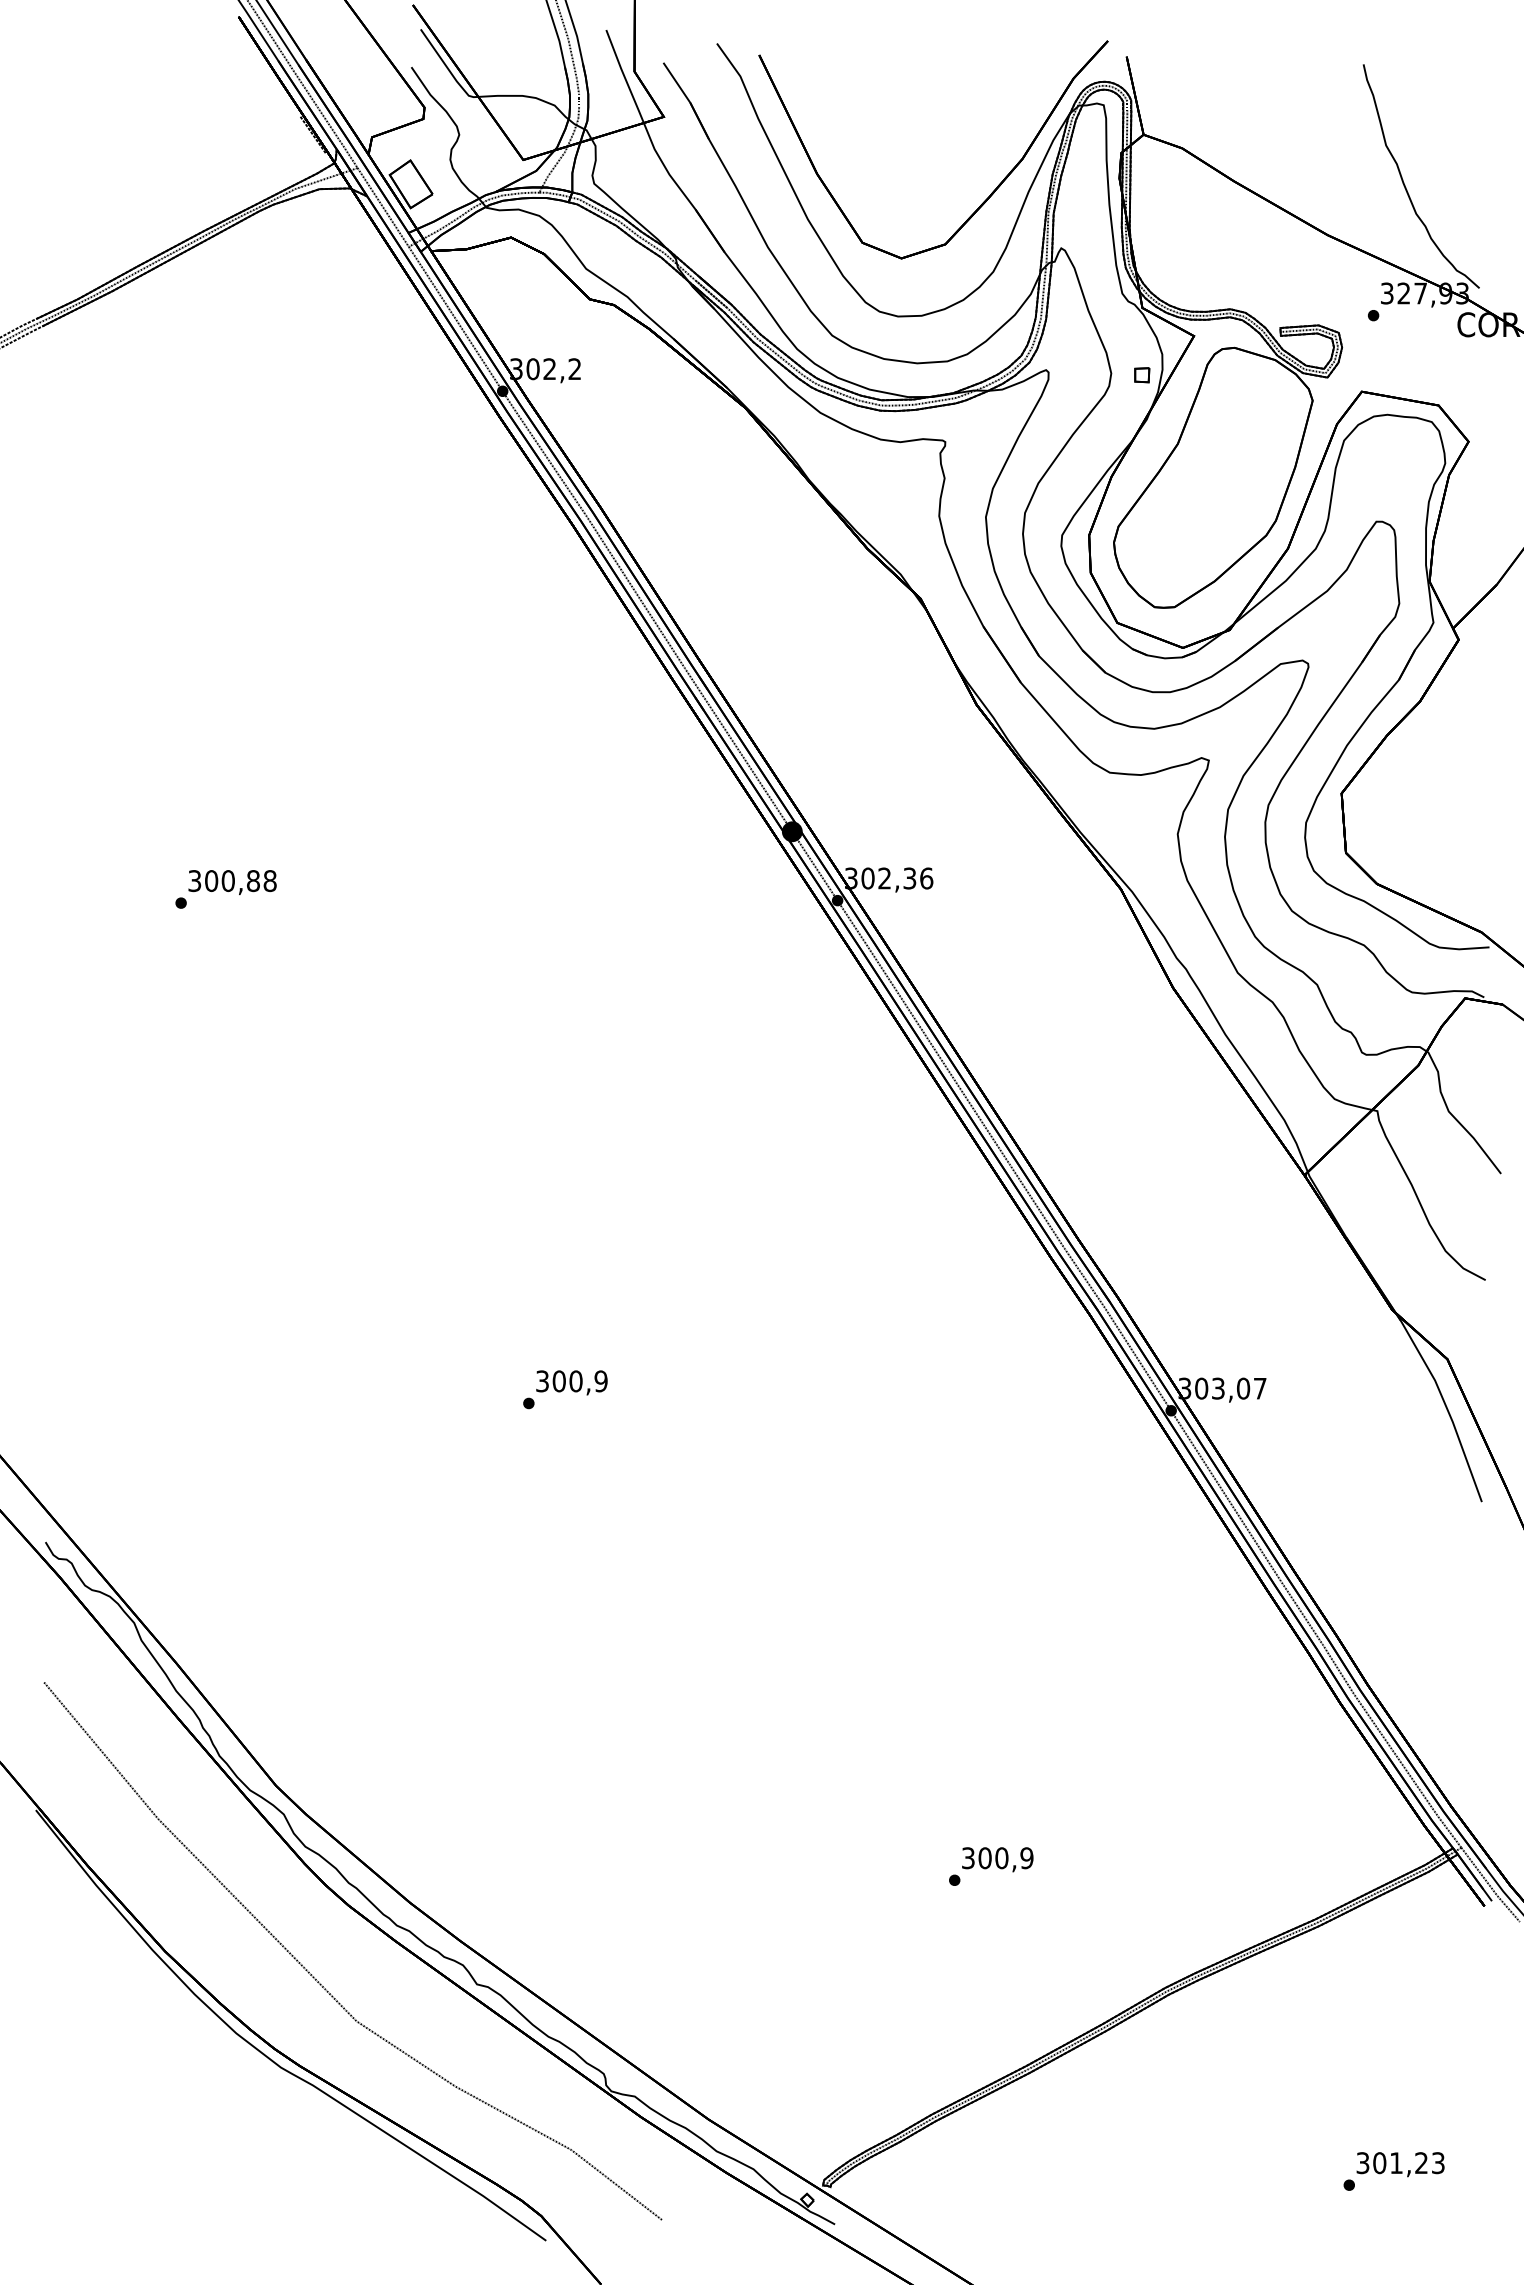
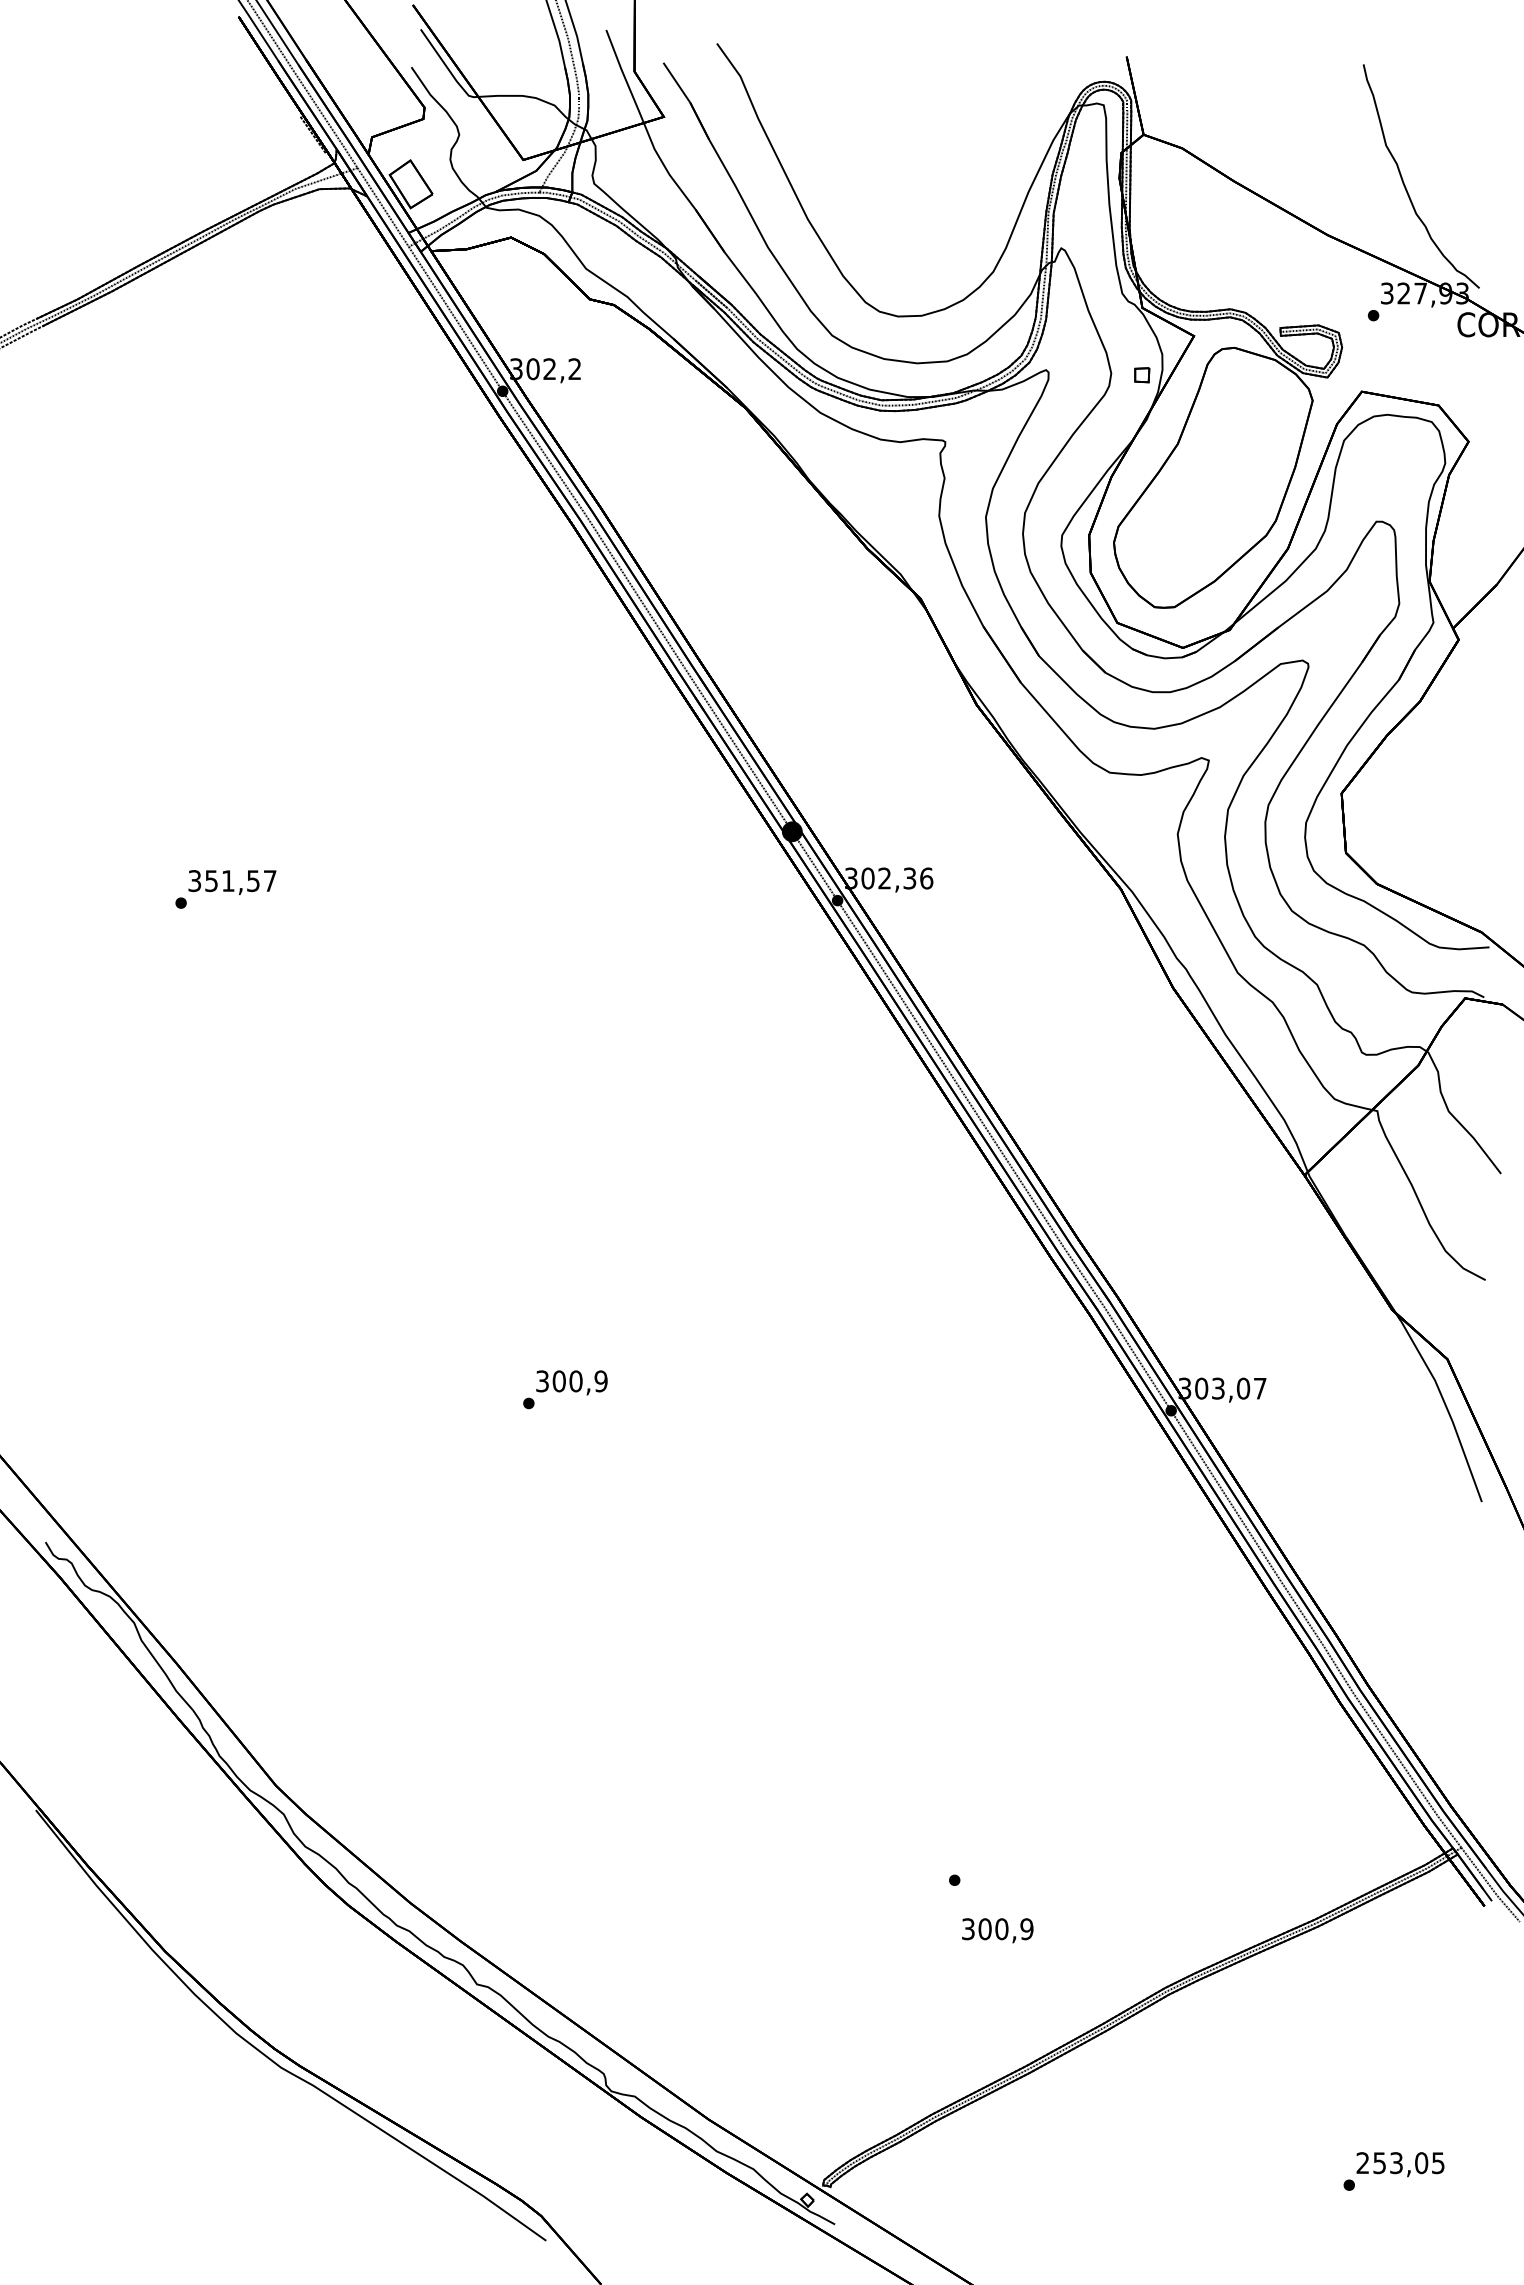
part: present -> none (984, 200)
text: 300,88 -> 351,57 (240, 881)
text position: (997, 1859) -> (997, 1930) (997, 1930)
curve: present -> none (320, 1983)
text: 301,23 -> 253,05 (1400, 2163)
